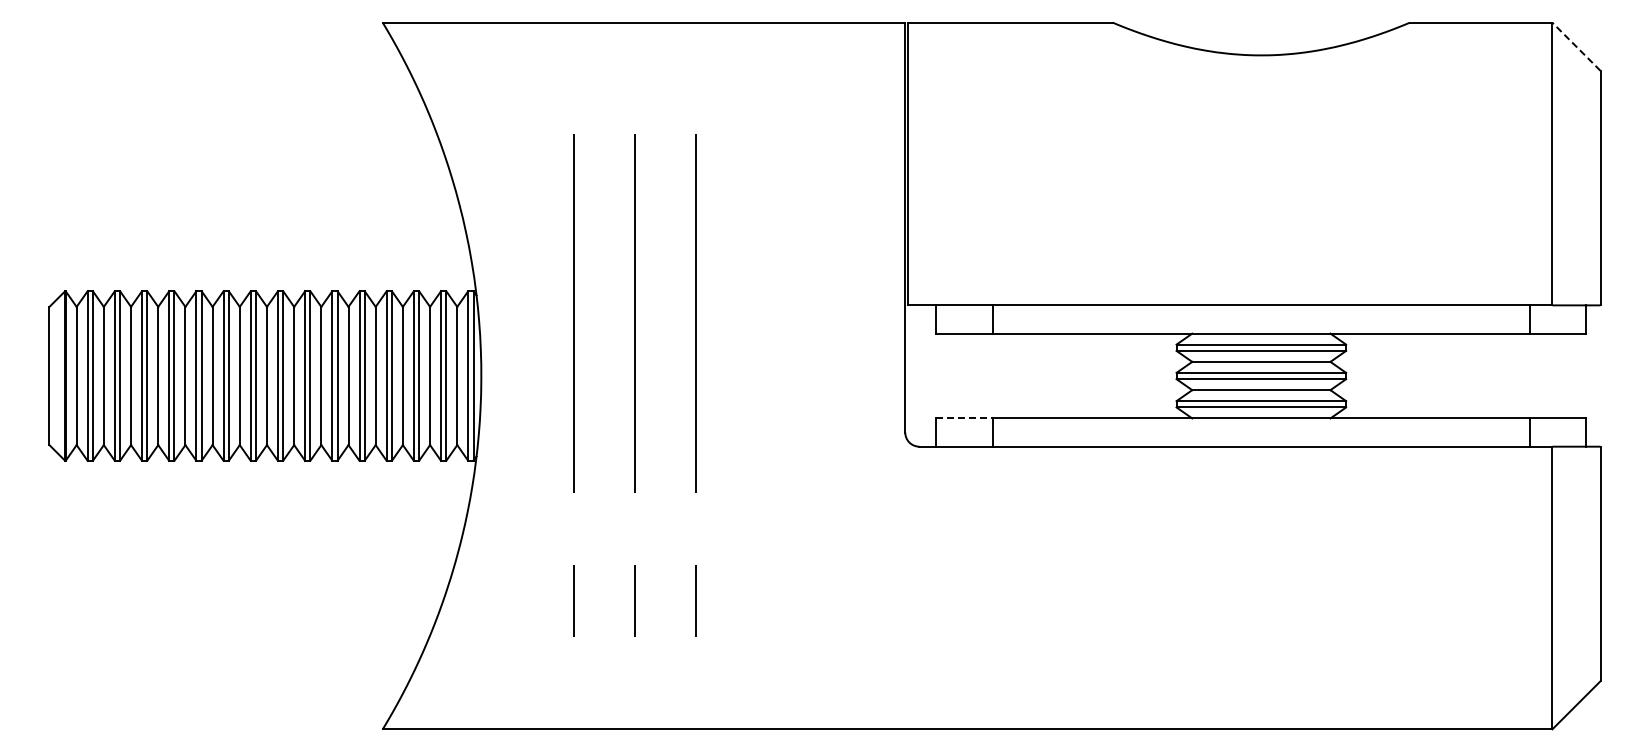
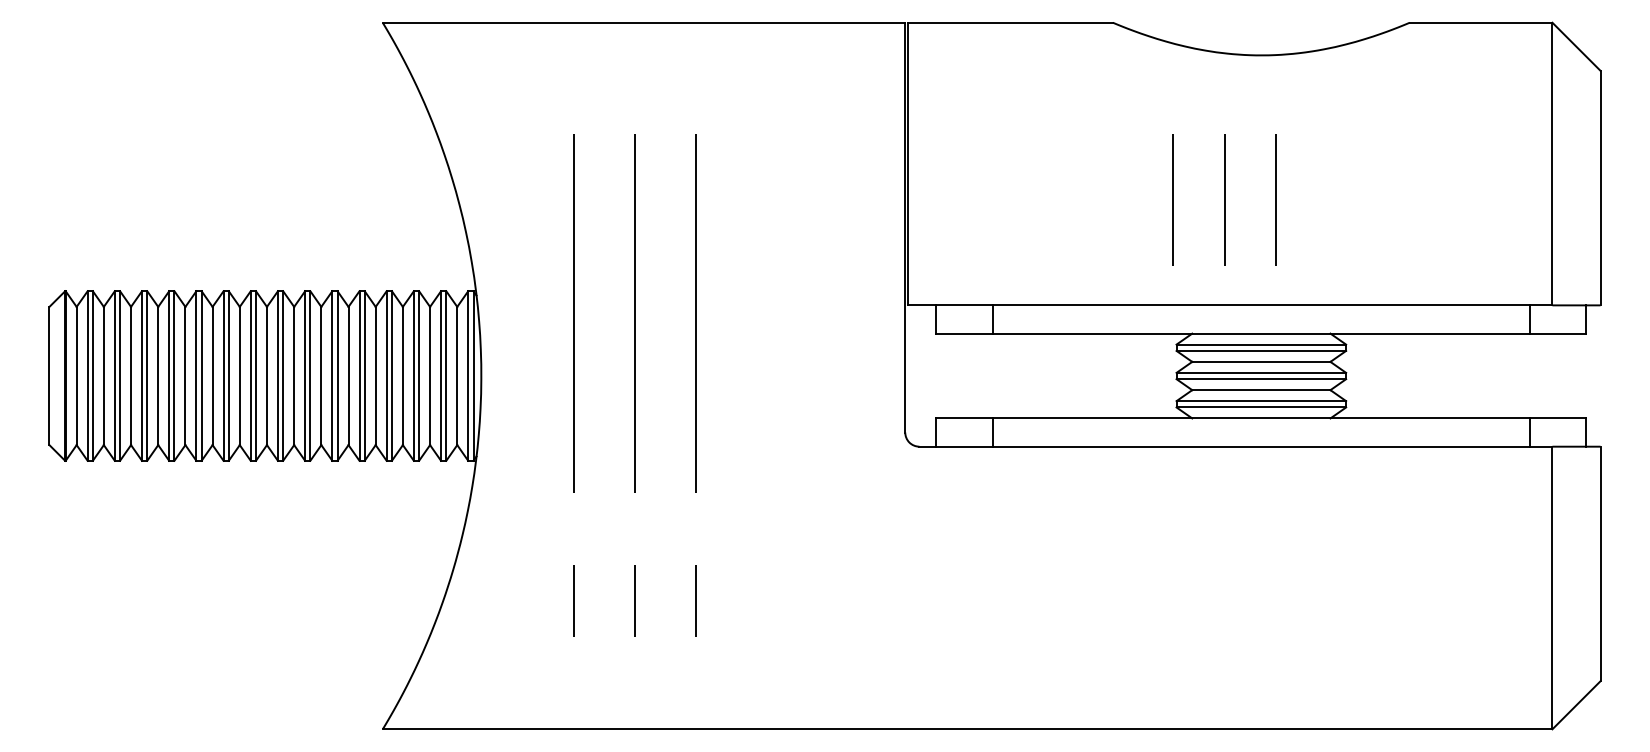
line: dashed -> solid (1576, 46)
line: none -> present (1172, 200)
line: none -> present (1224, 200)
line: none -> present (1276, 200)
line: dashed -> solid (965, 418)
